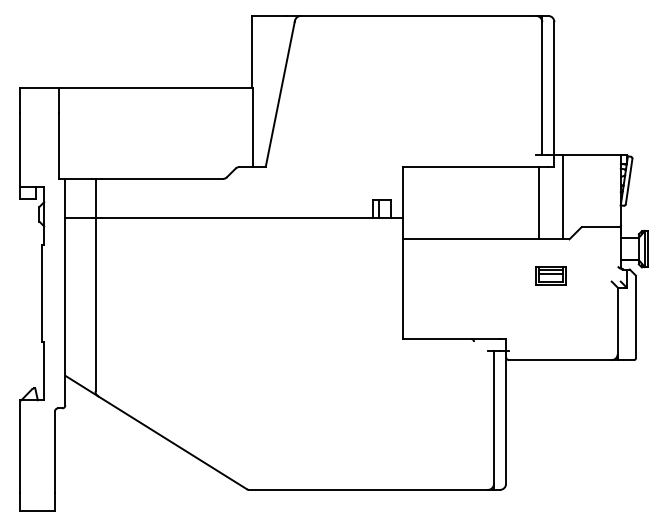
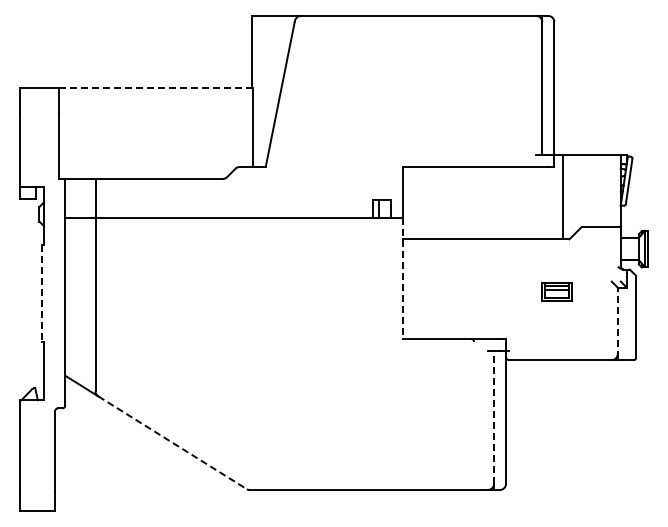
line: solid -> dashed (156, 88)
line: present -> none (539, 202)
part position: (550, 275) -> (556, 291) (556, 291)
line: solid -> dashed (403, 279)
line: solid -> dashed (42, 294)
line: solid -> dashed (617, 322)
line: solid -> dashed (493, 416)
line: solid -> dashed (172, 442)
